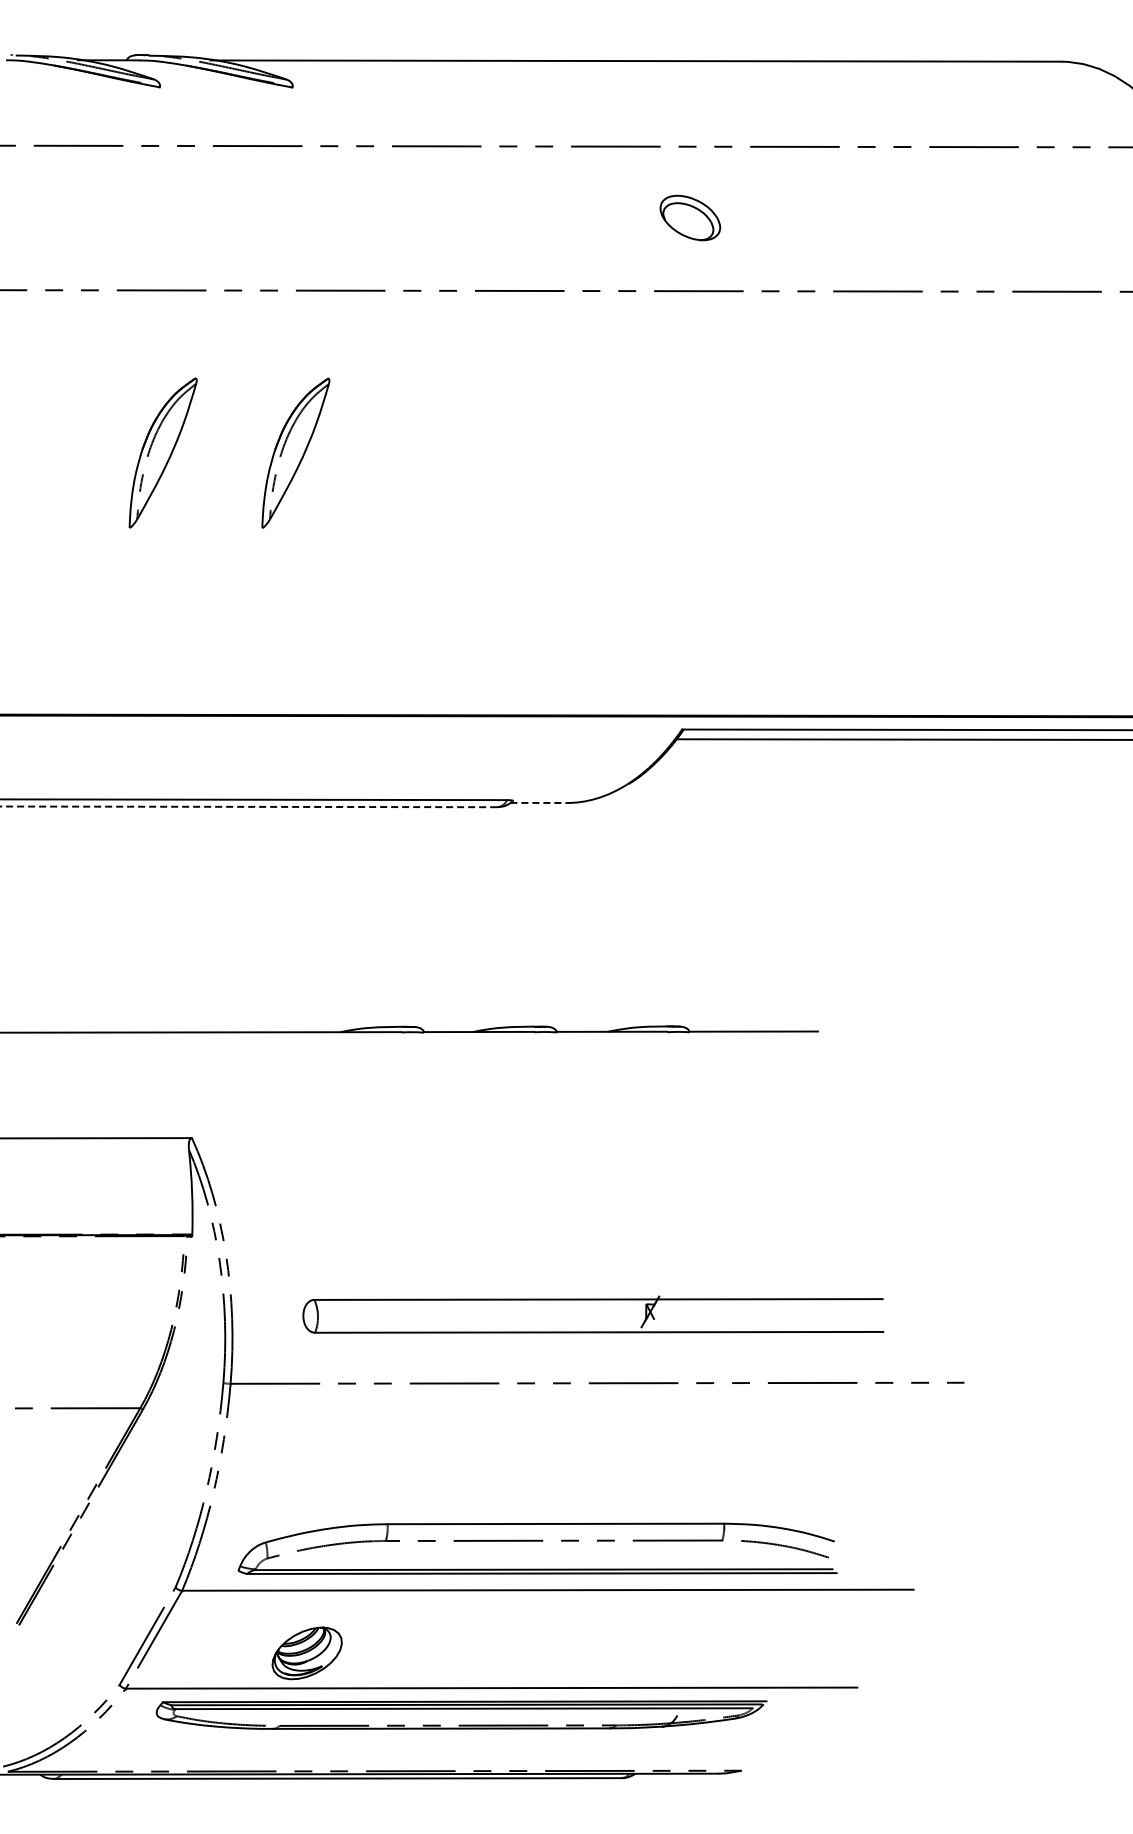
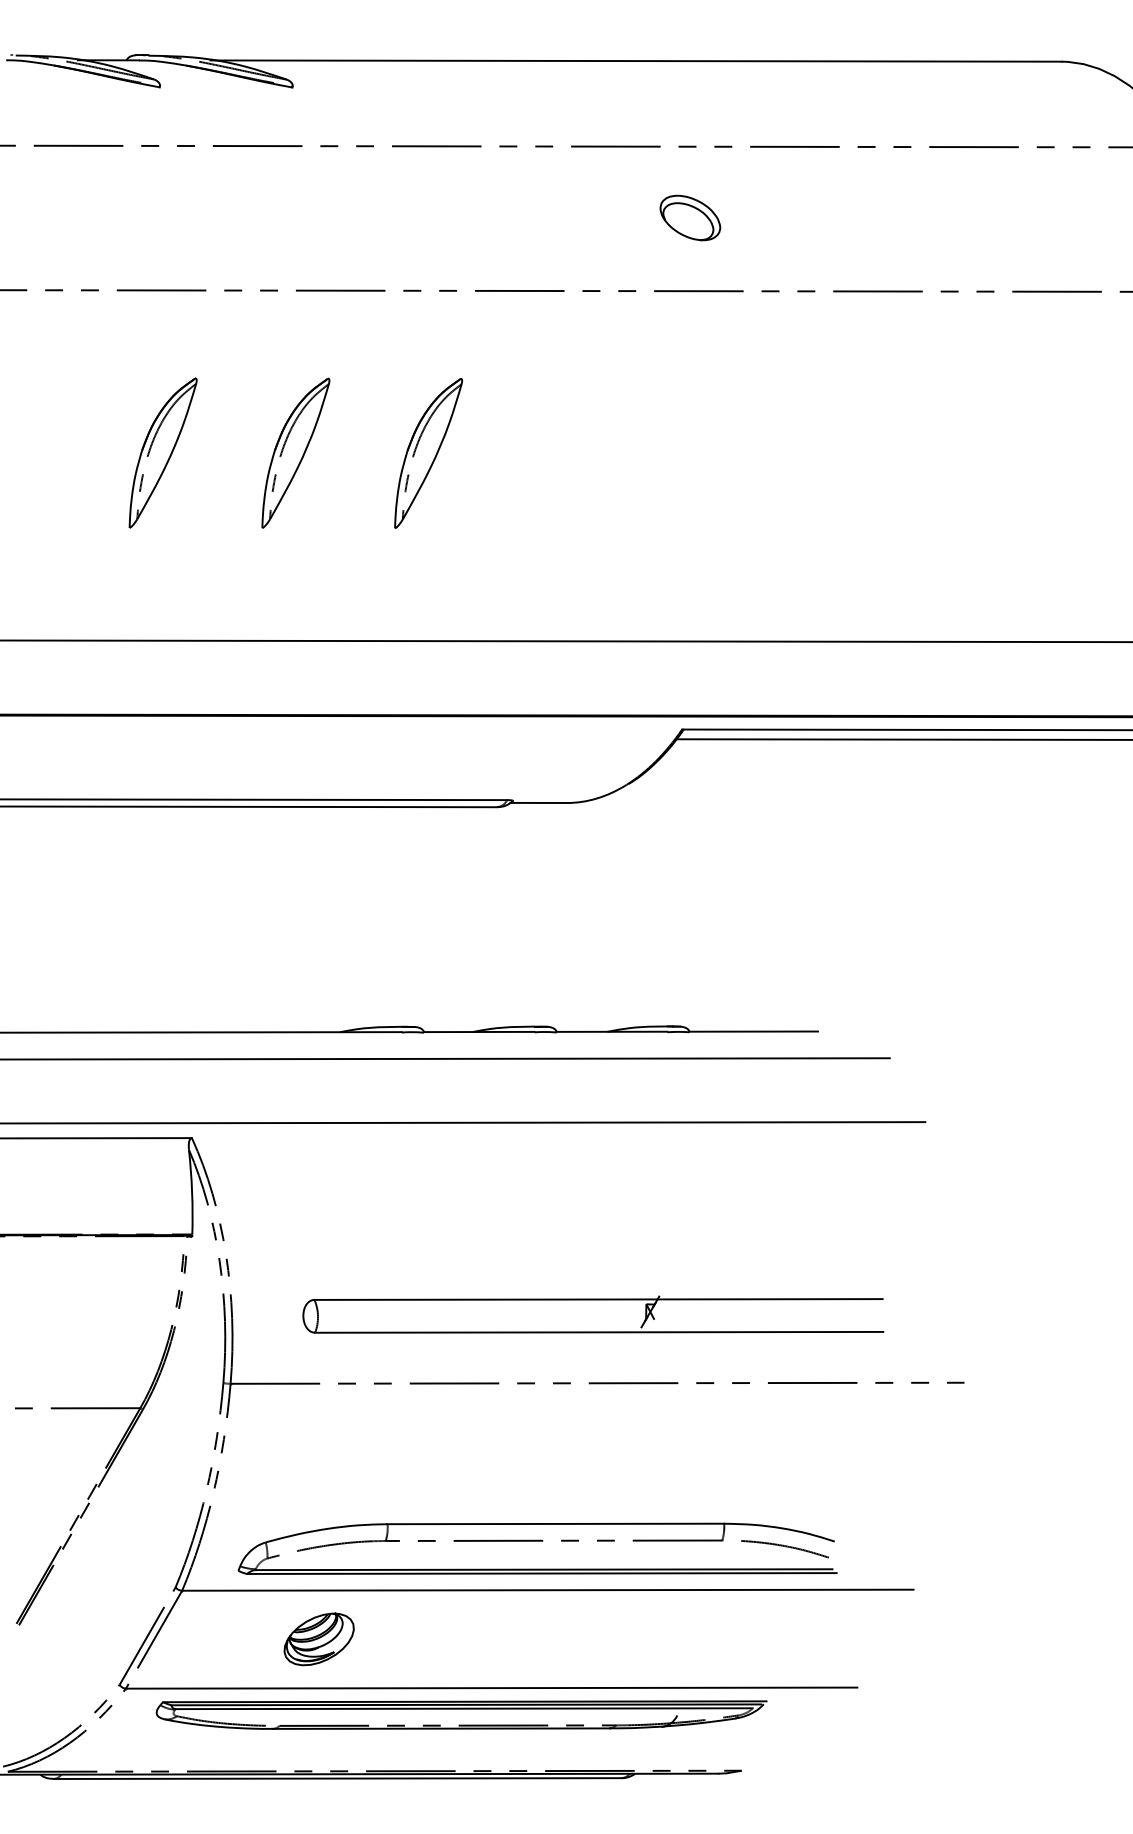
part: none -> present (428, 453)
line: none -> present (565, 641)
line: dashed -> solid (539, 802)
line: dashed -> solid (248, 806)
line: none -> present (445, 1058)
line: none -> present (463, 1122)
part position: (306, 1653) -> (318, 1639) (318, 1639)
